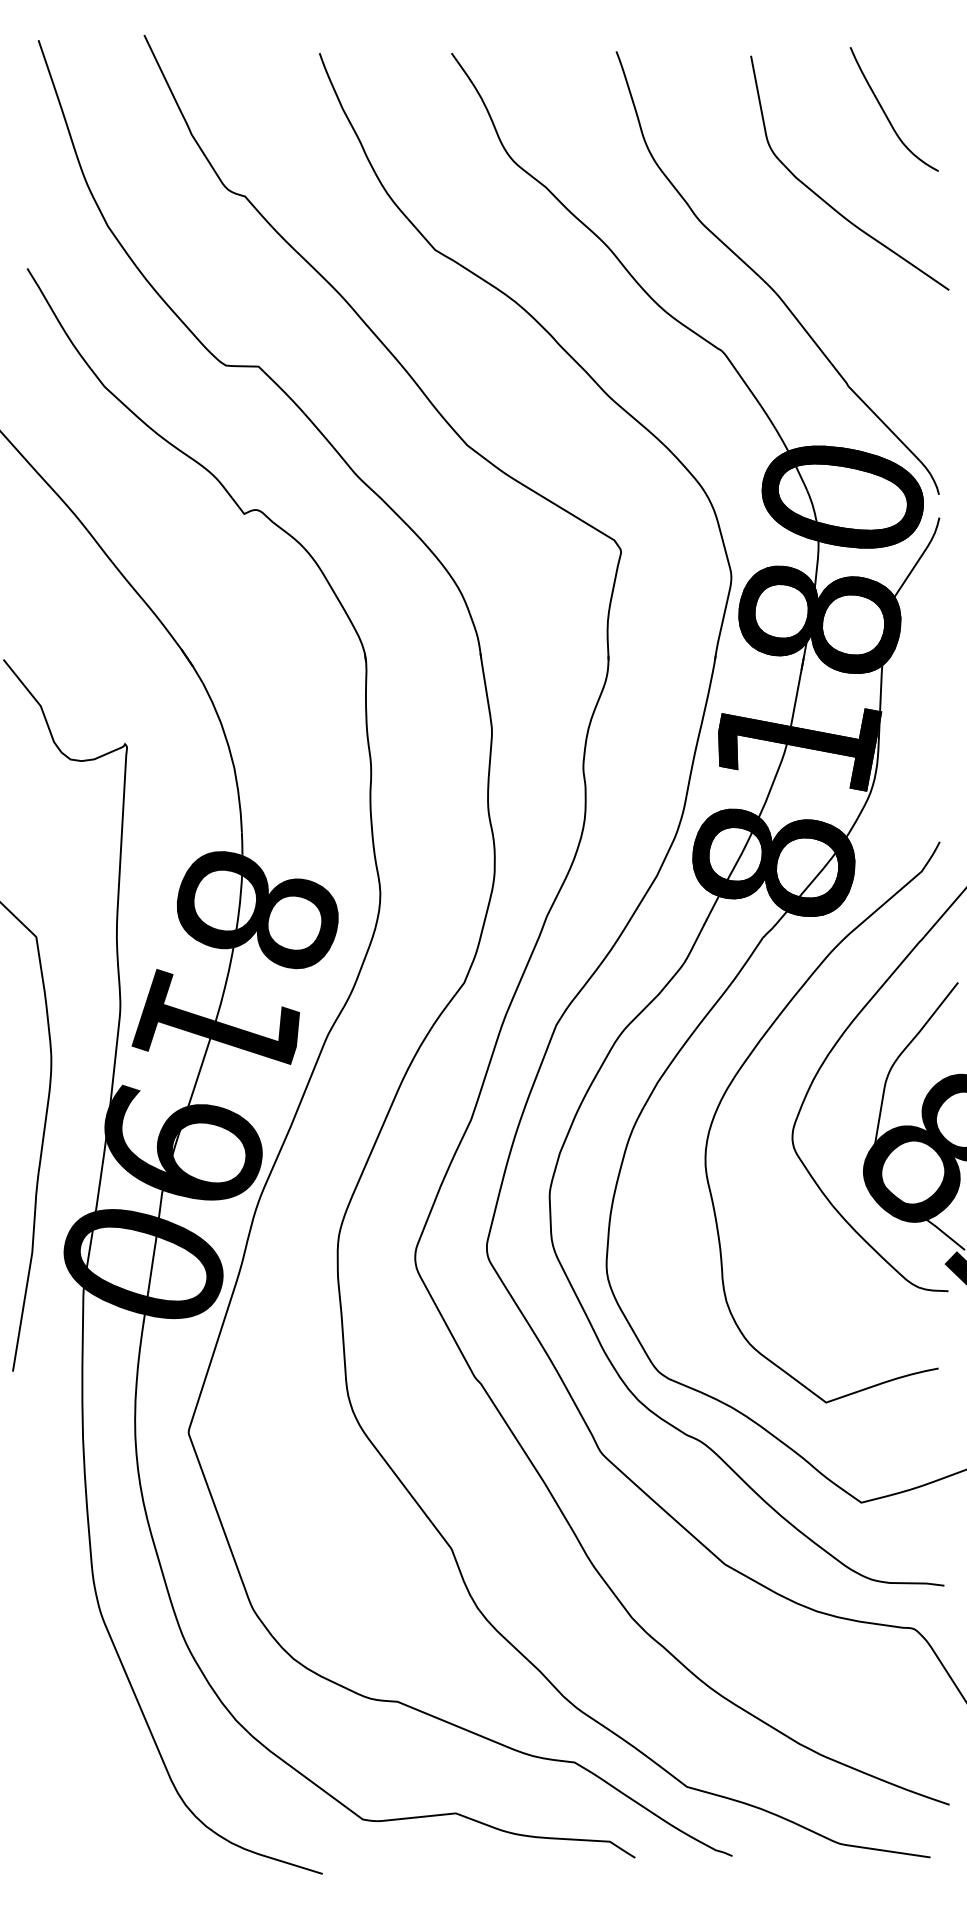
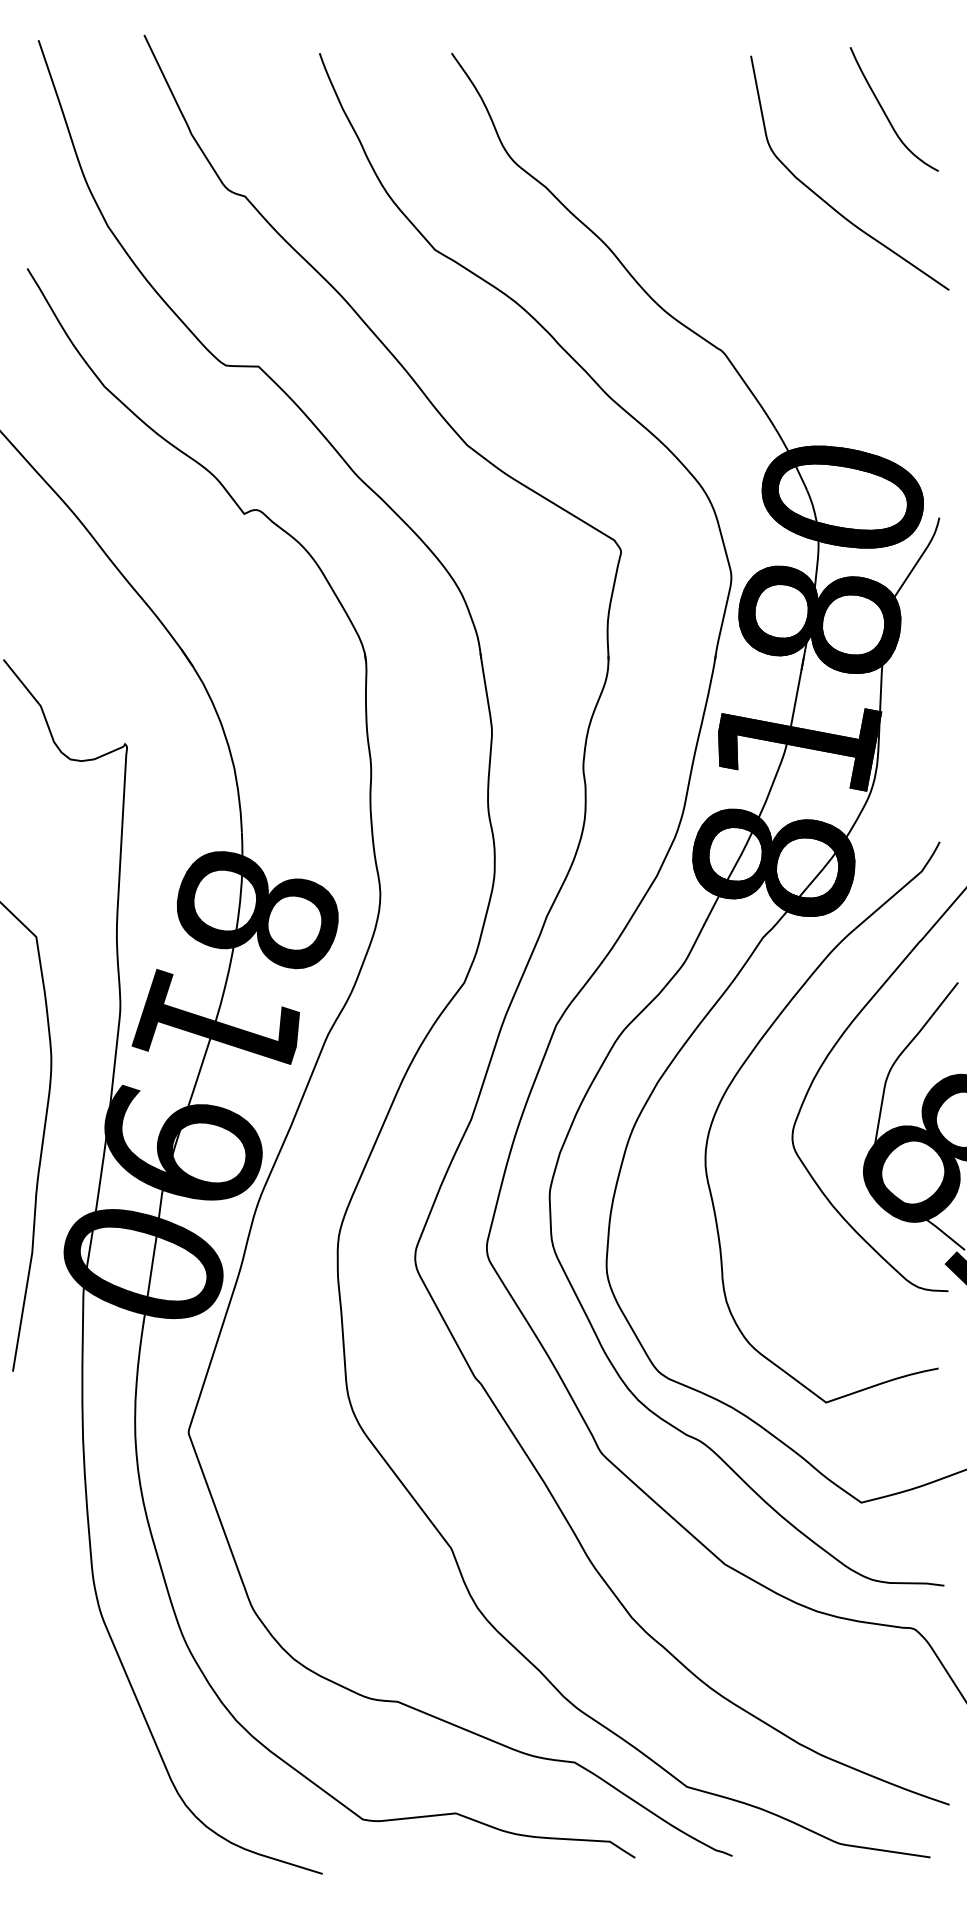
curve: present -> none (767, 282)
